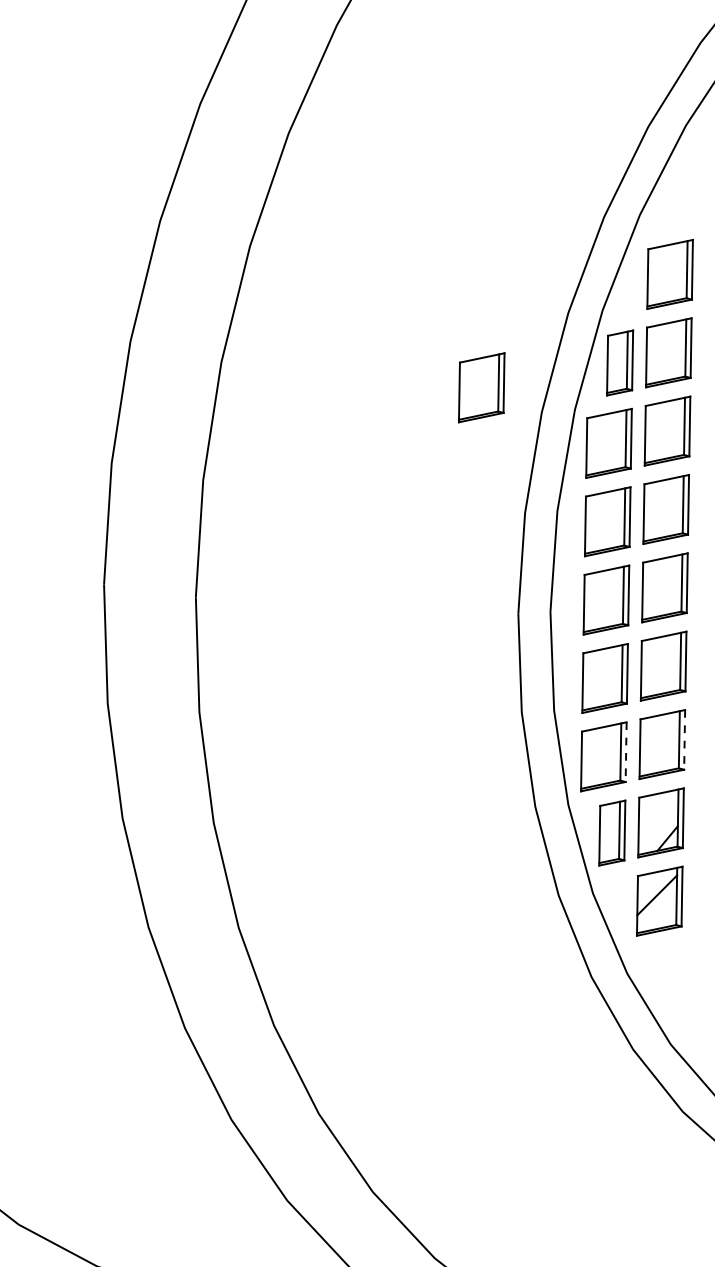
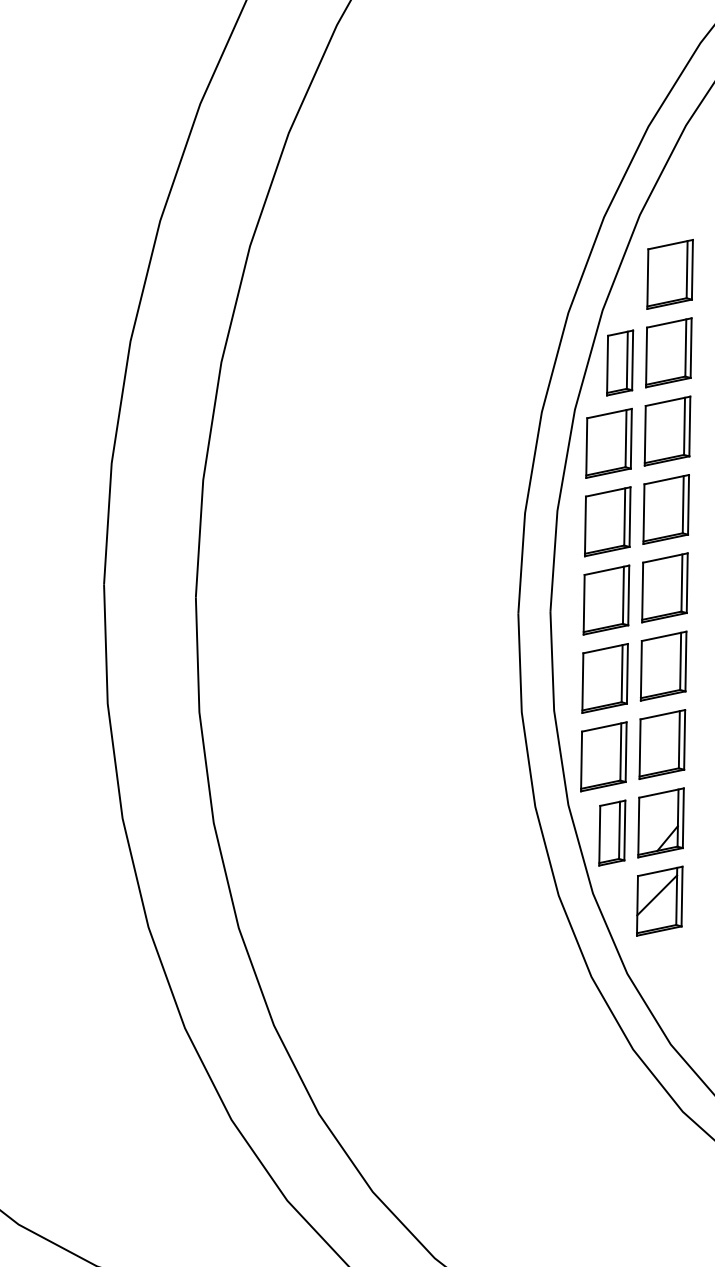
part: present -> none (481, 387)
line: dashed -> solid (684, 739)
line: dashed -> solid (626, 752)
